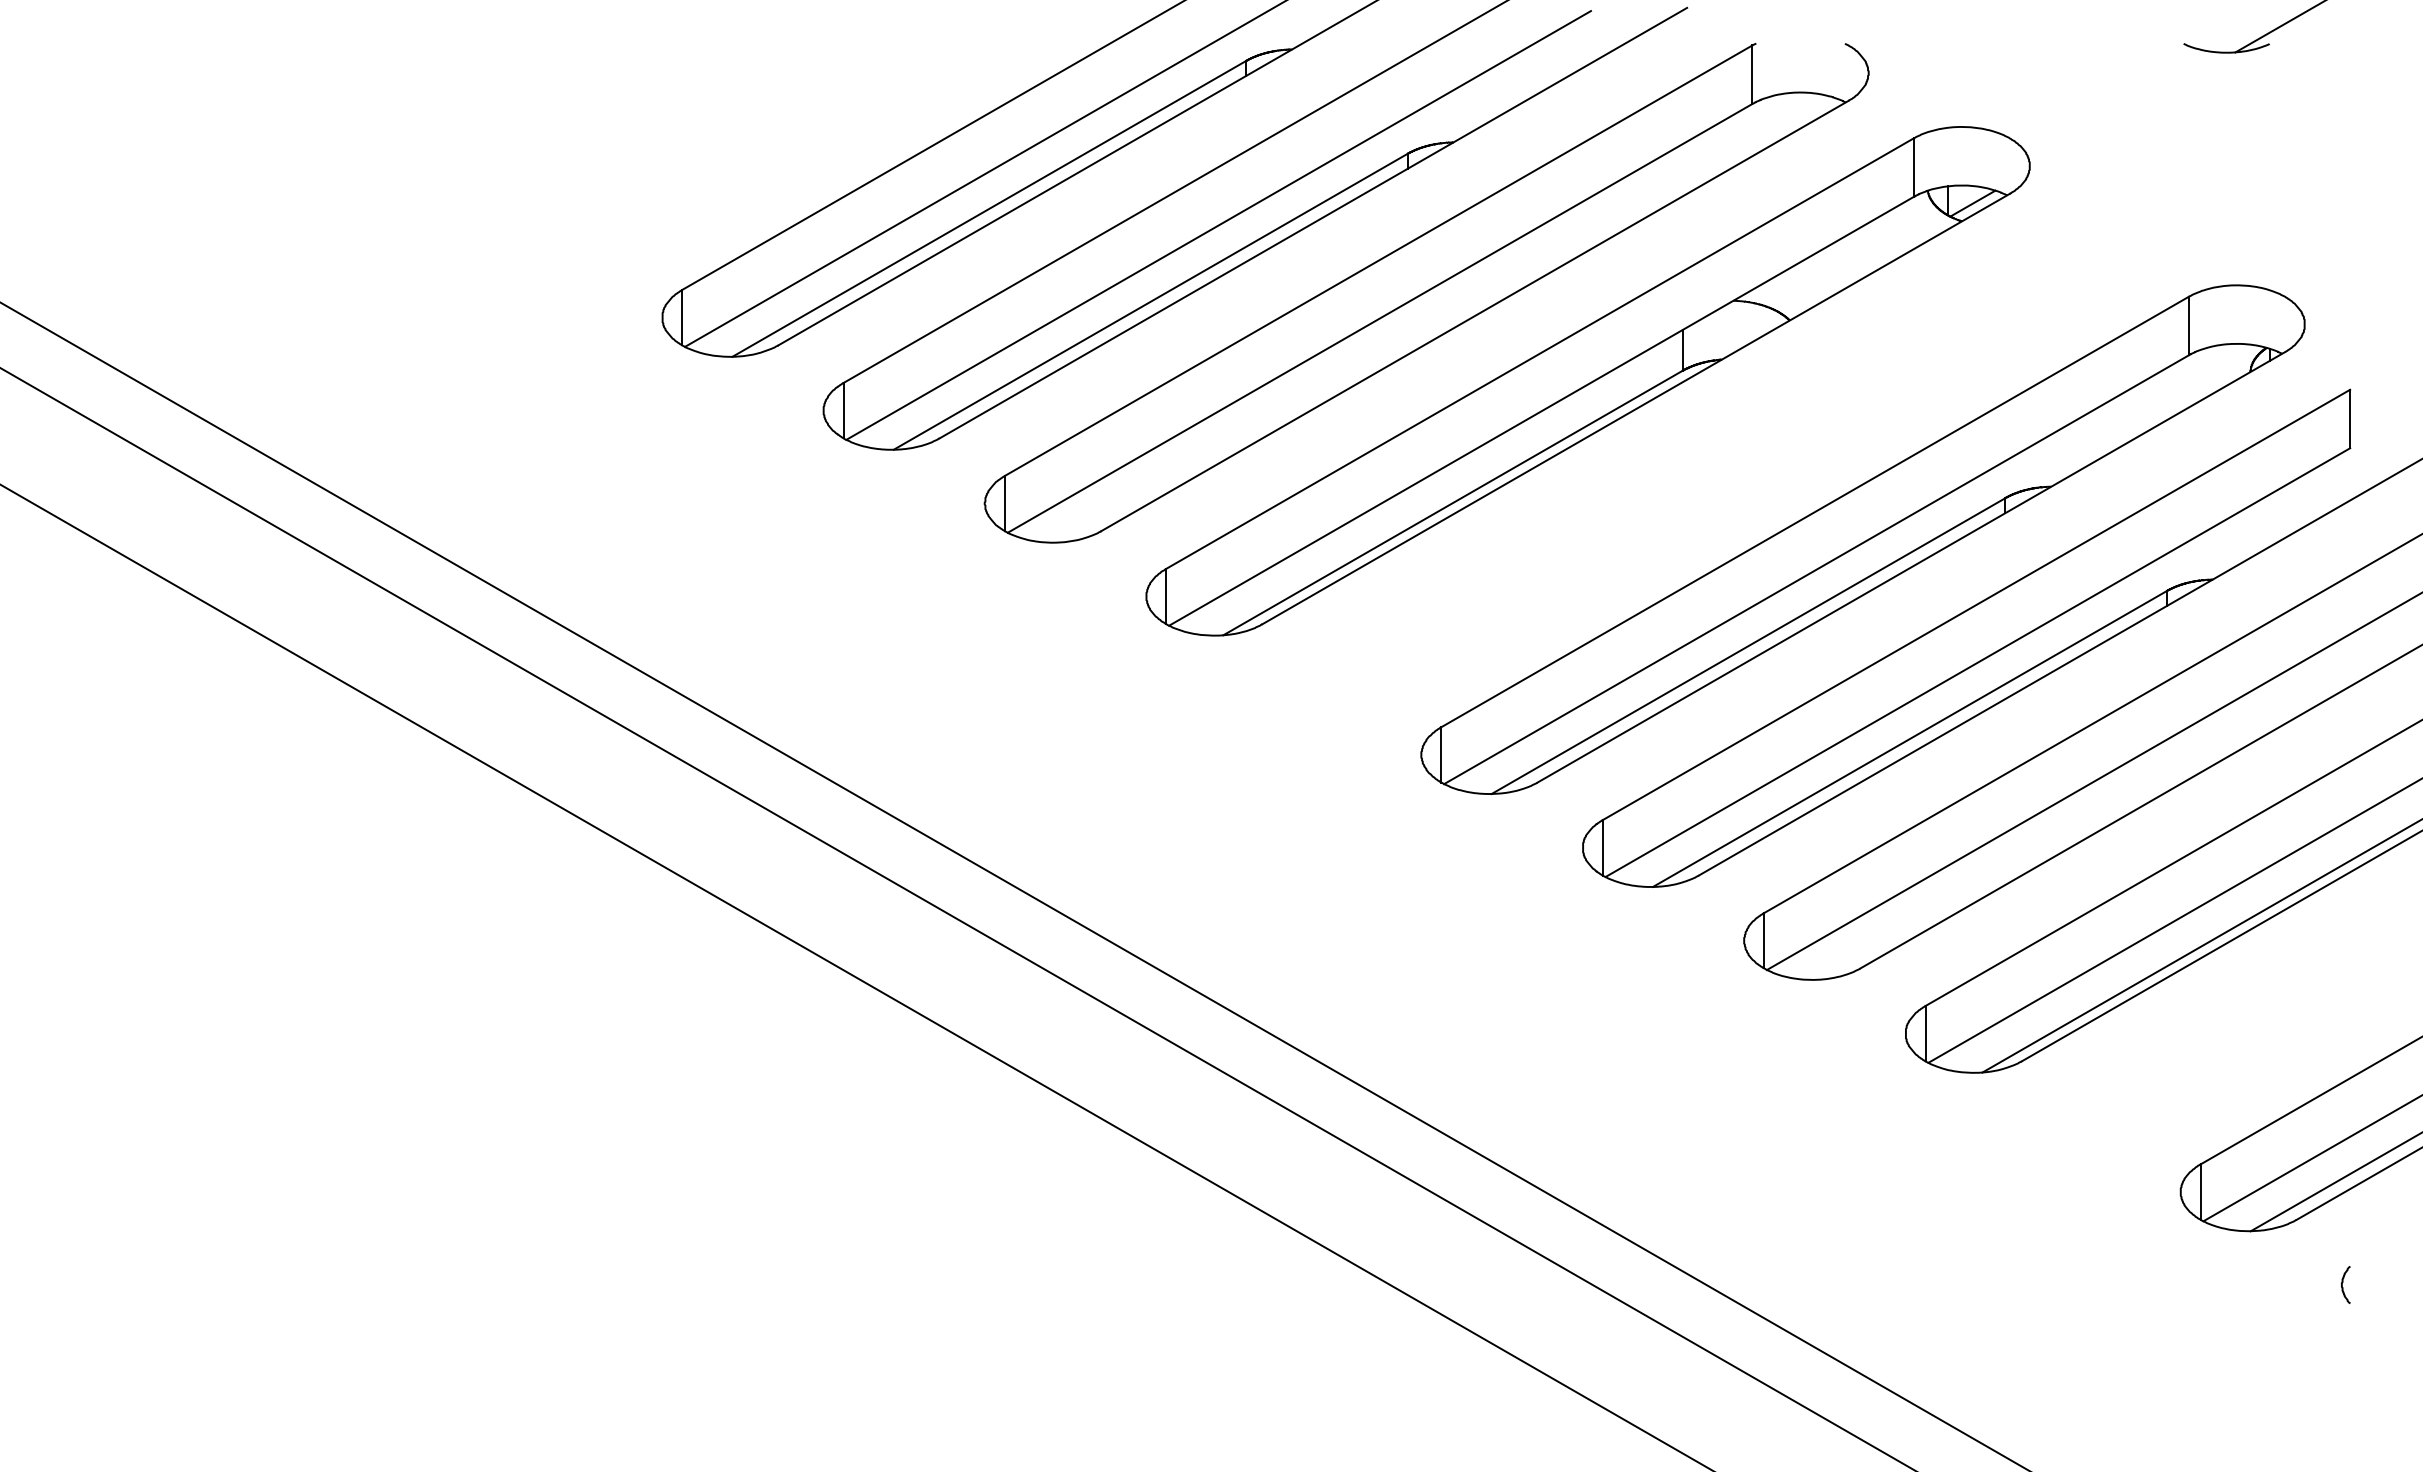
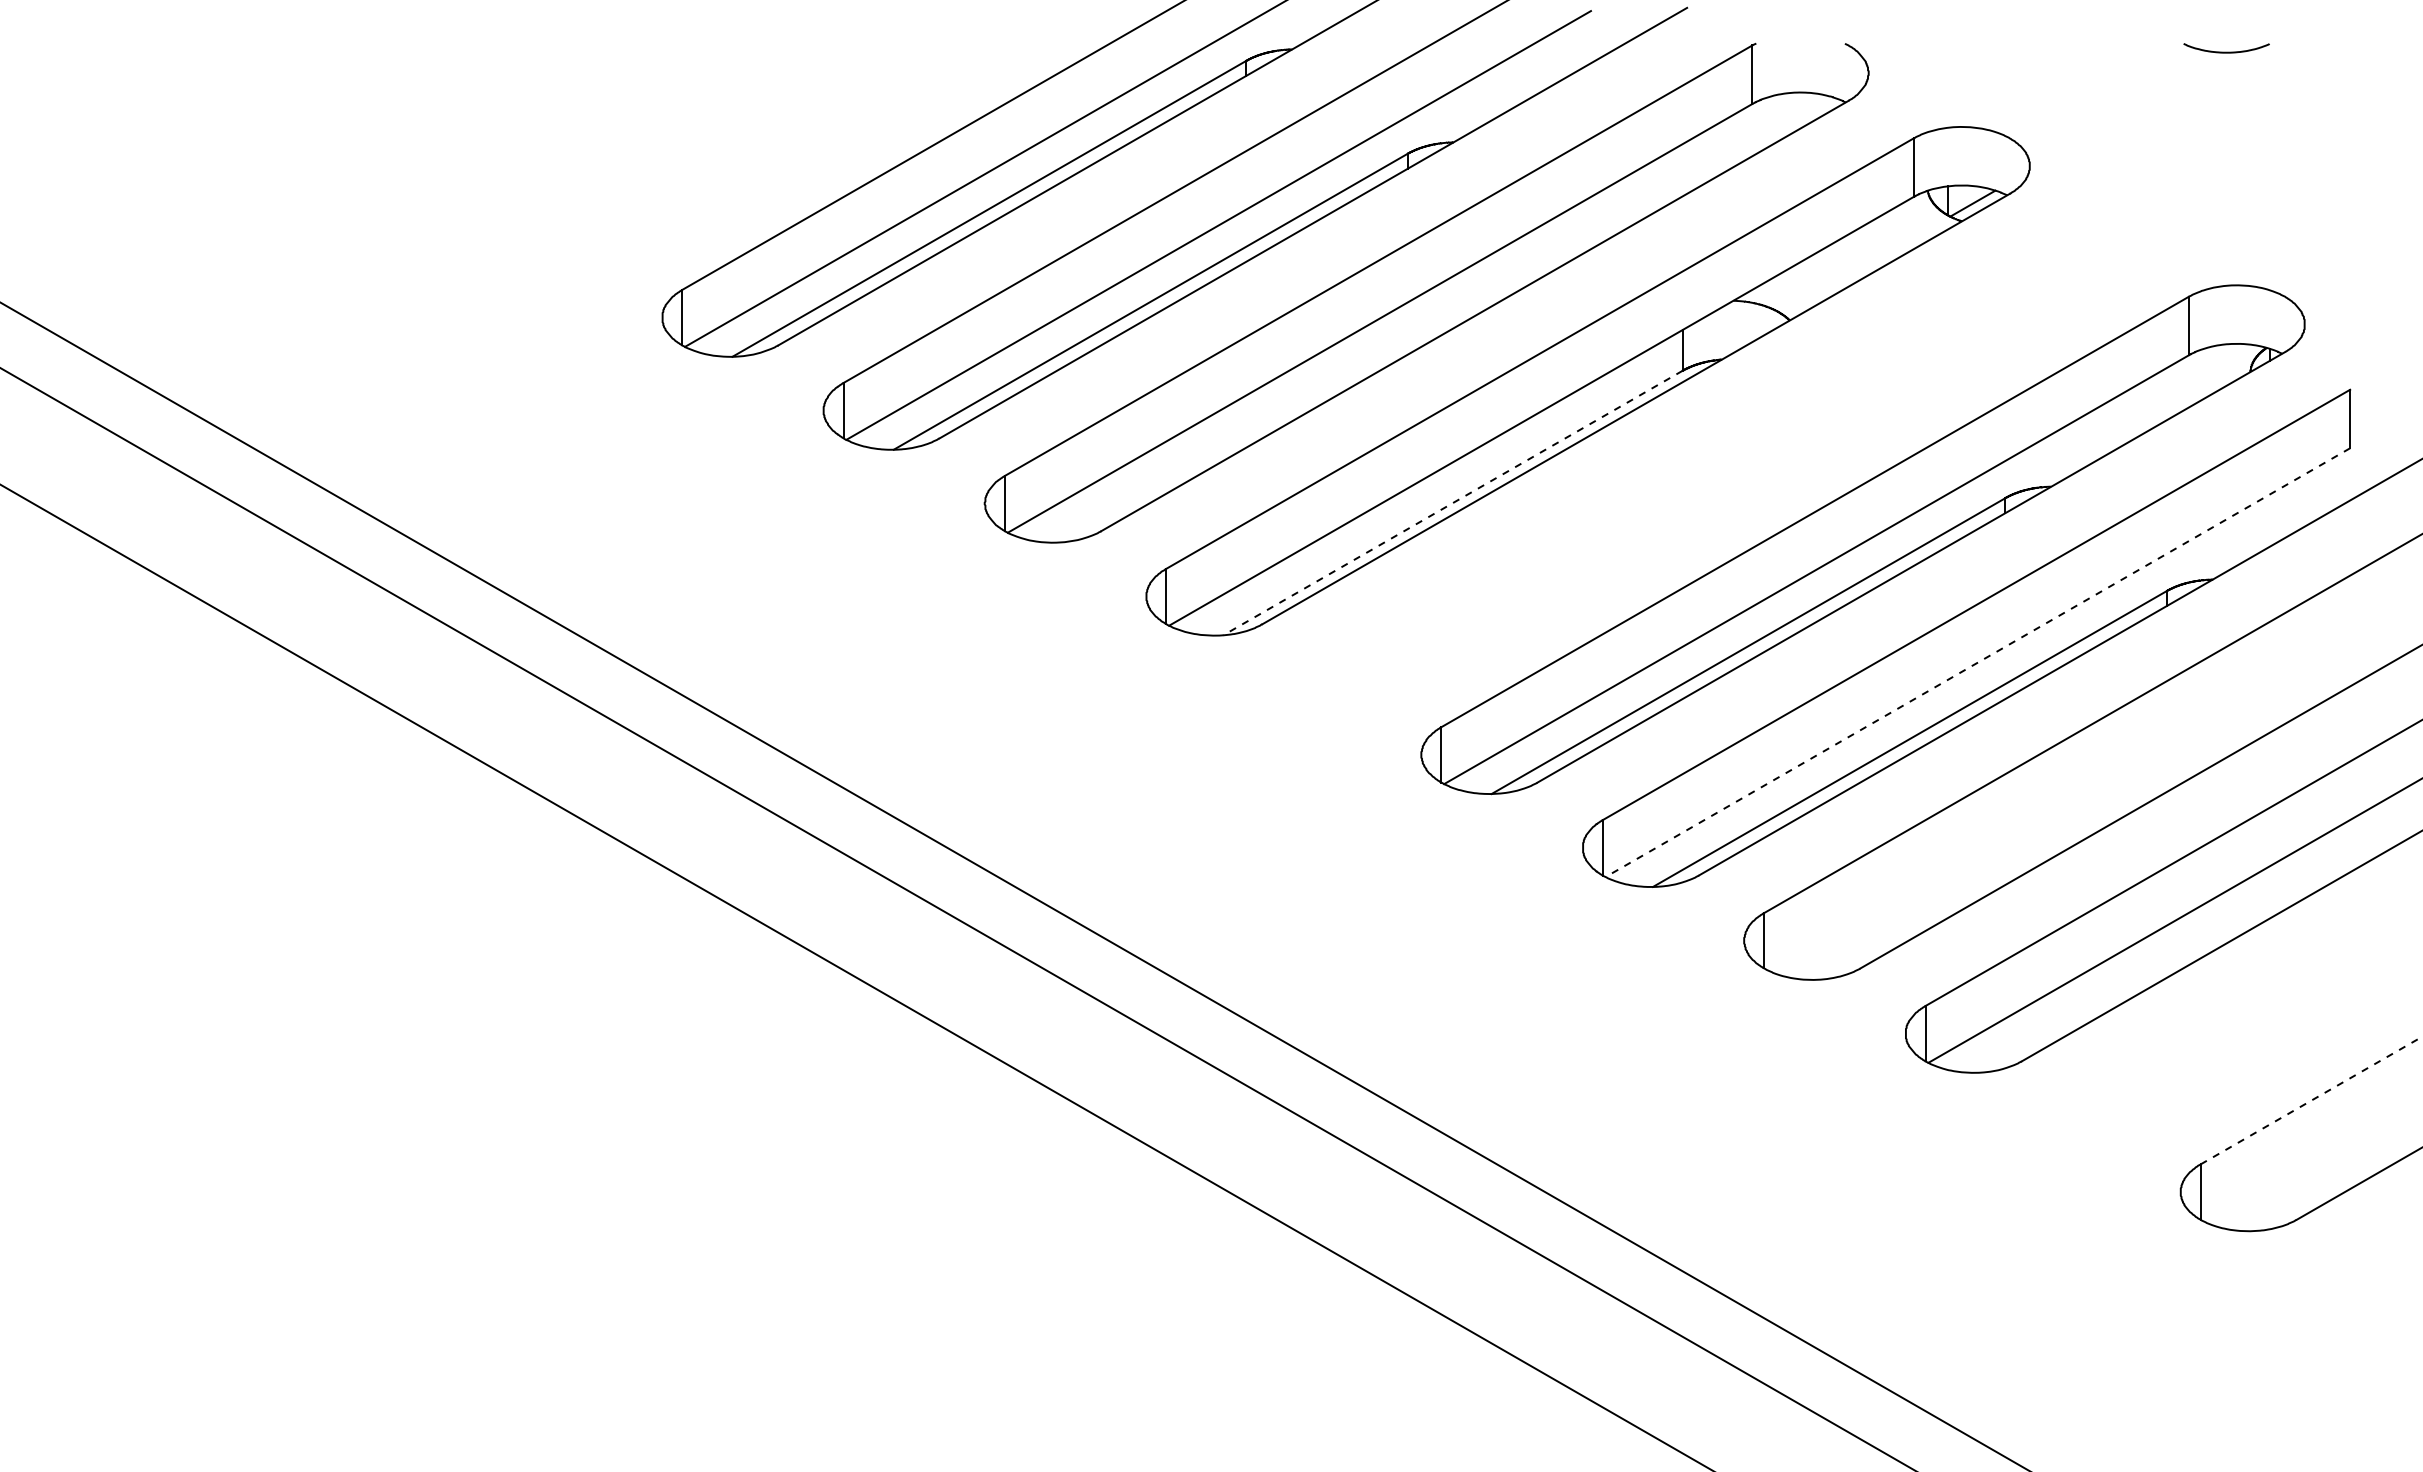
line: present -> none (2279, 27)
line: solid -> dashed (1452, 503)
line: solid -> dashed (1977, 662)
line: present -> none (2093, 781)
line: present -> none (2200, 946)
line: solid -> dashed (2311, 1100)
line: present -> none (2311, 1159)
line: present -> none (2334, 1182)
curve: present -> none (2343, 1282)
